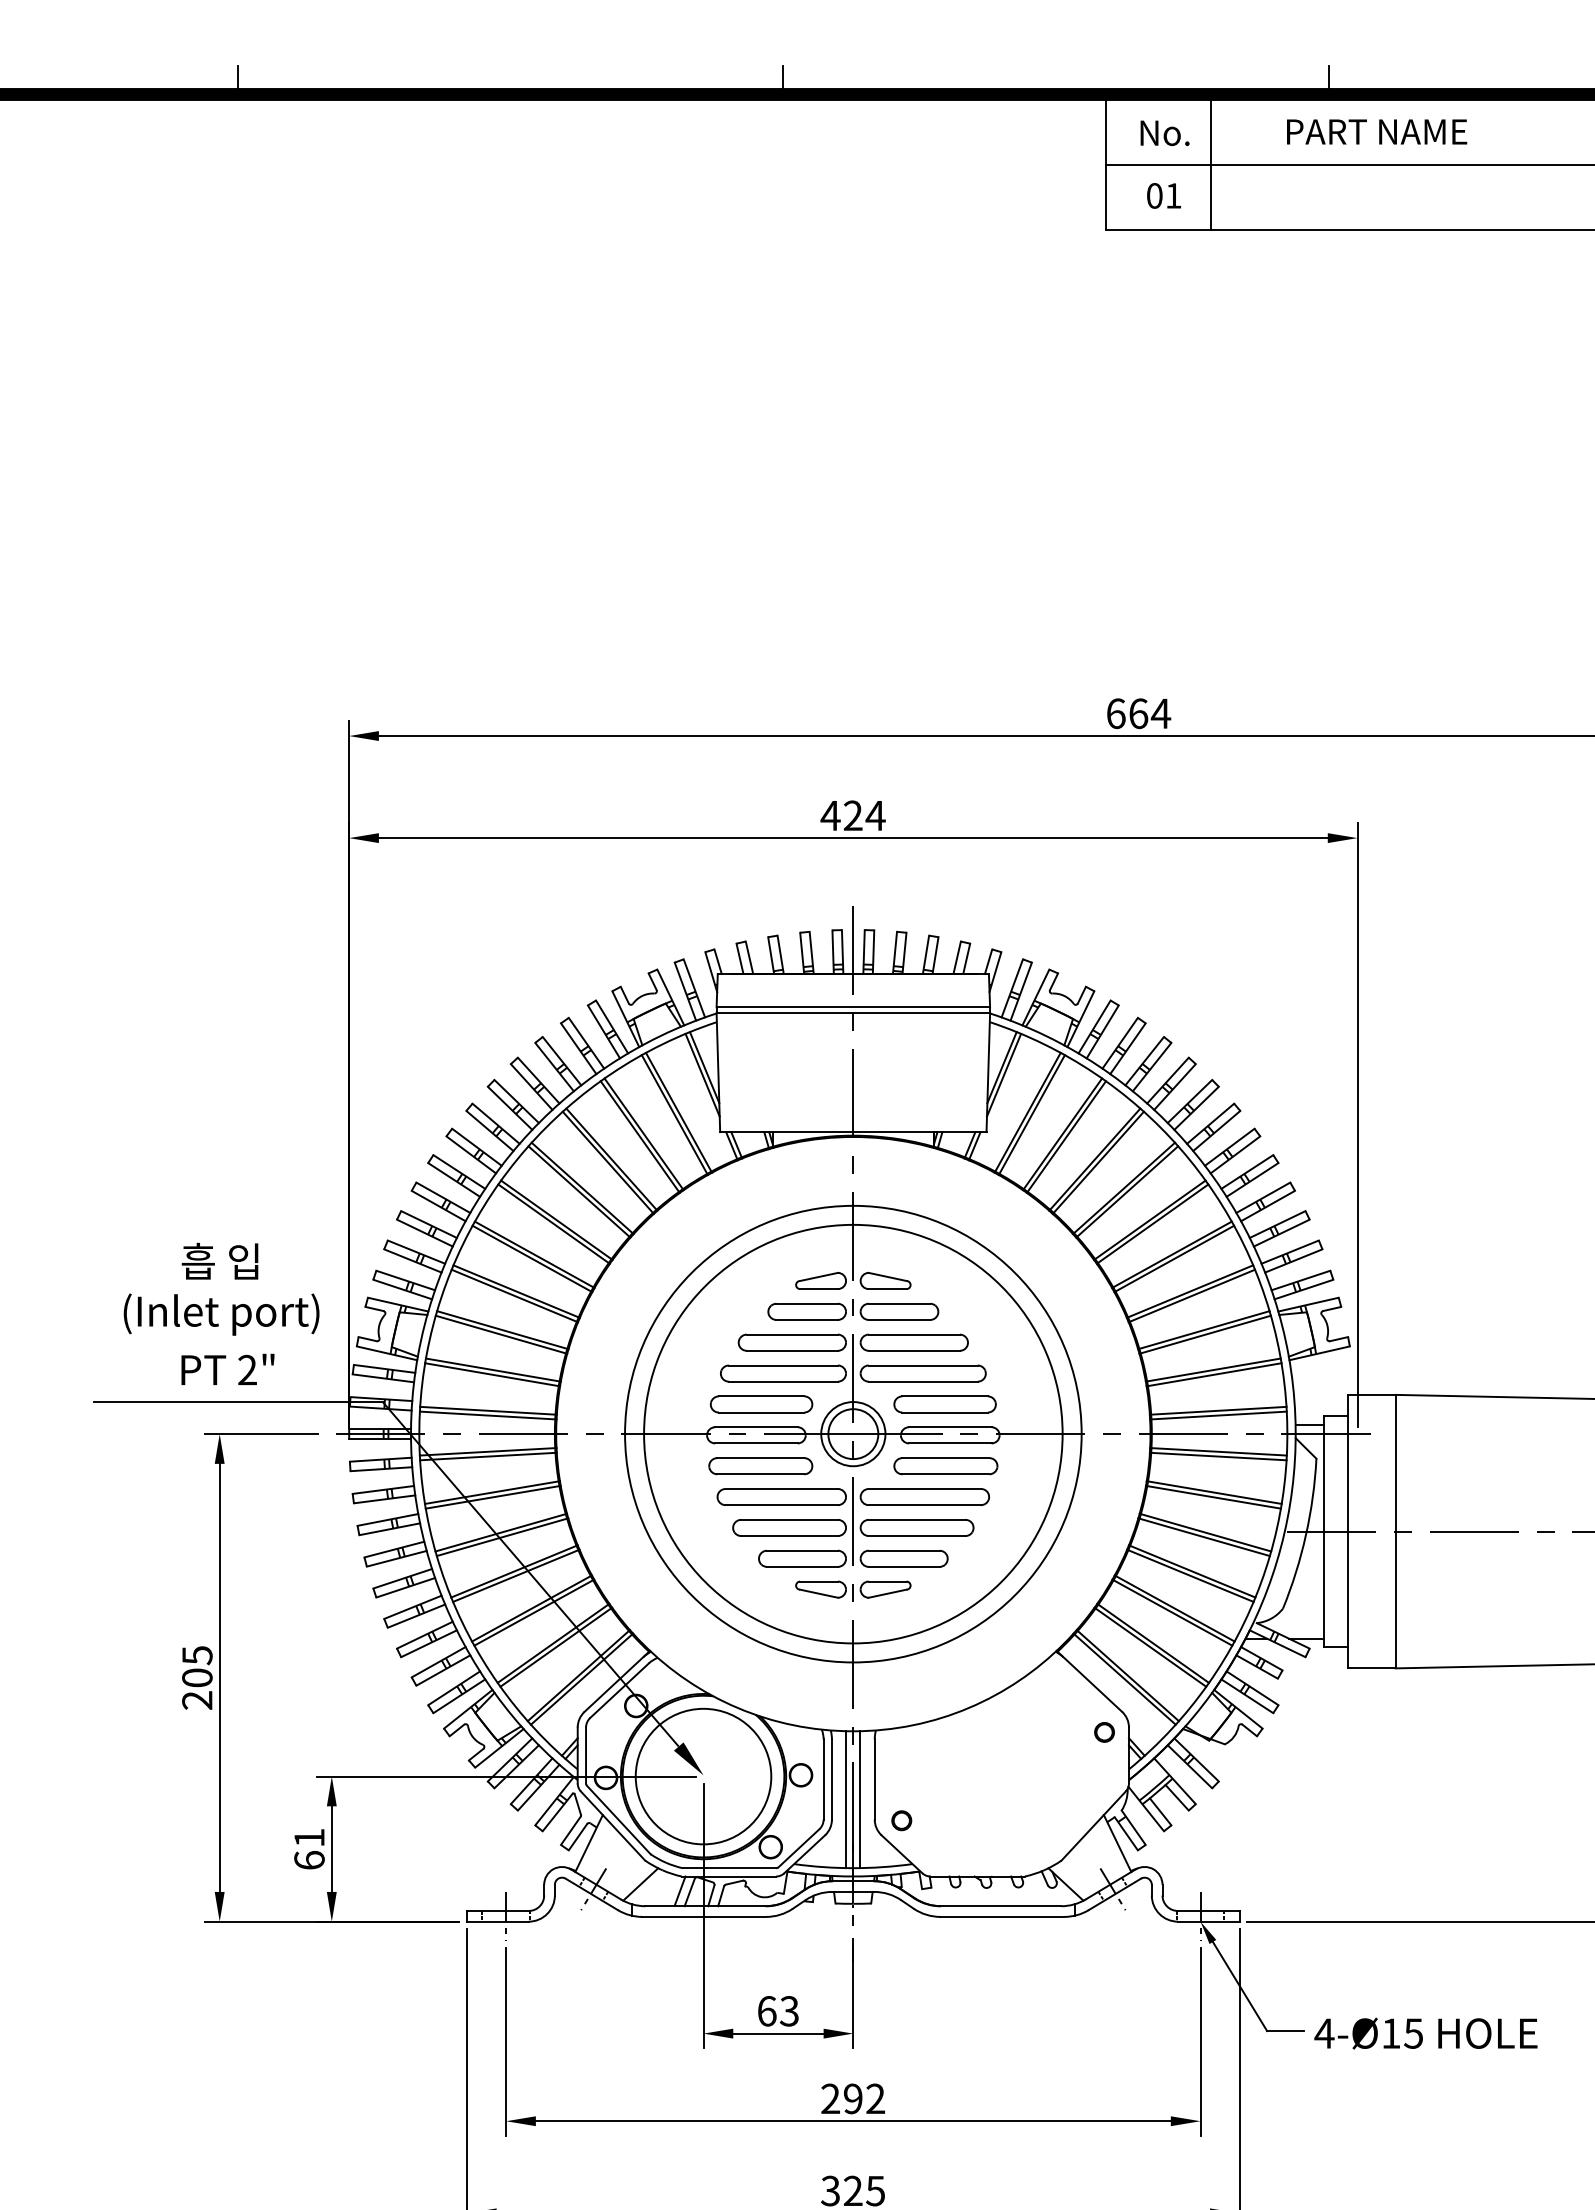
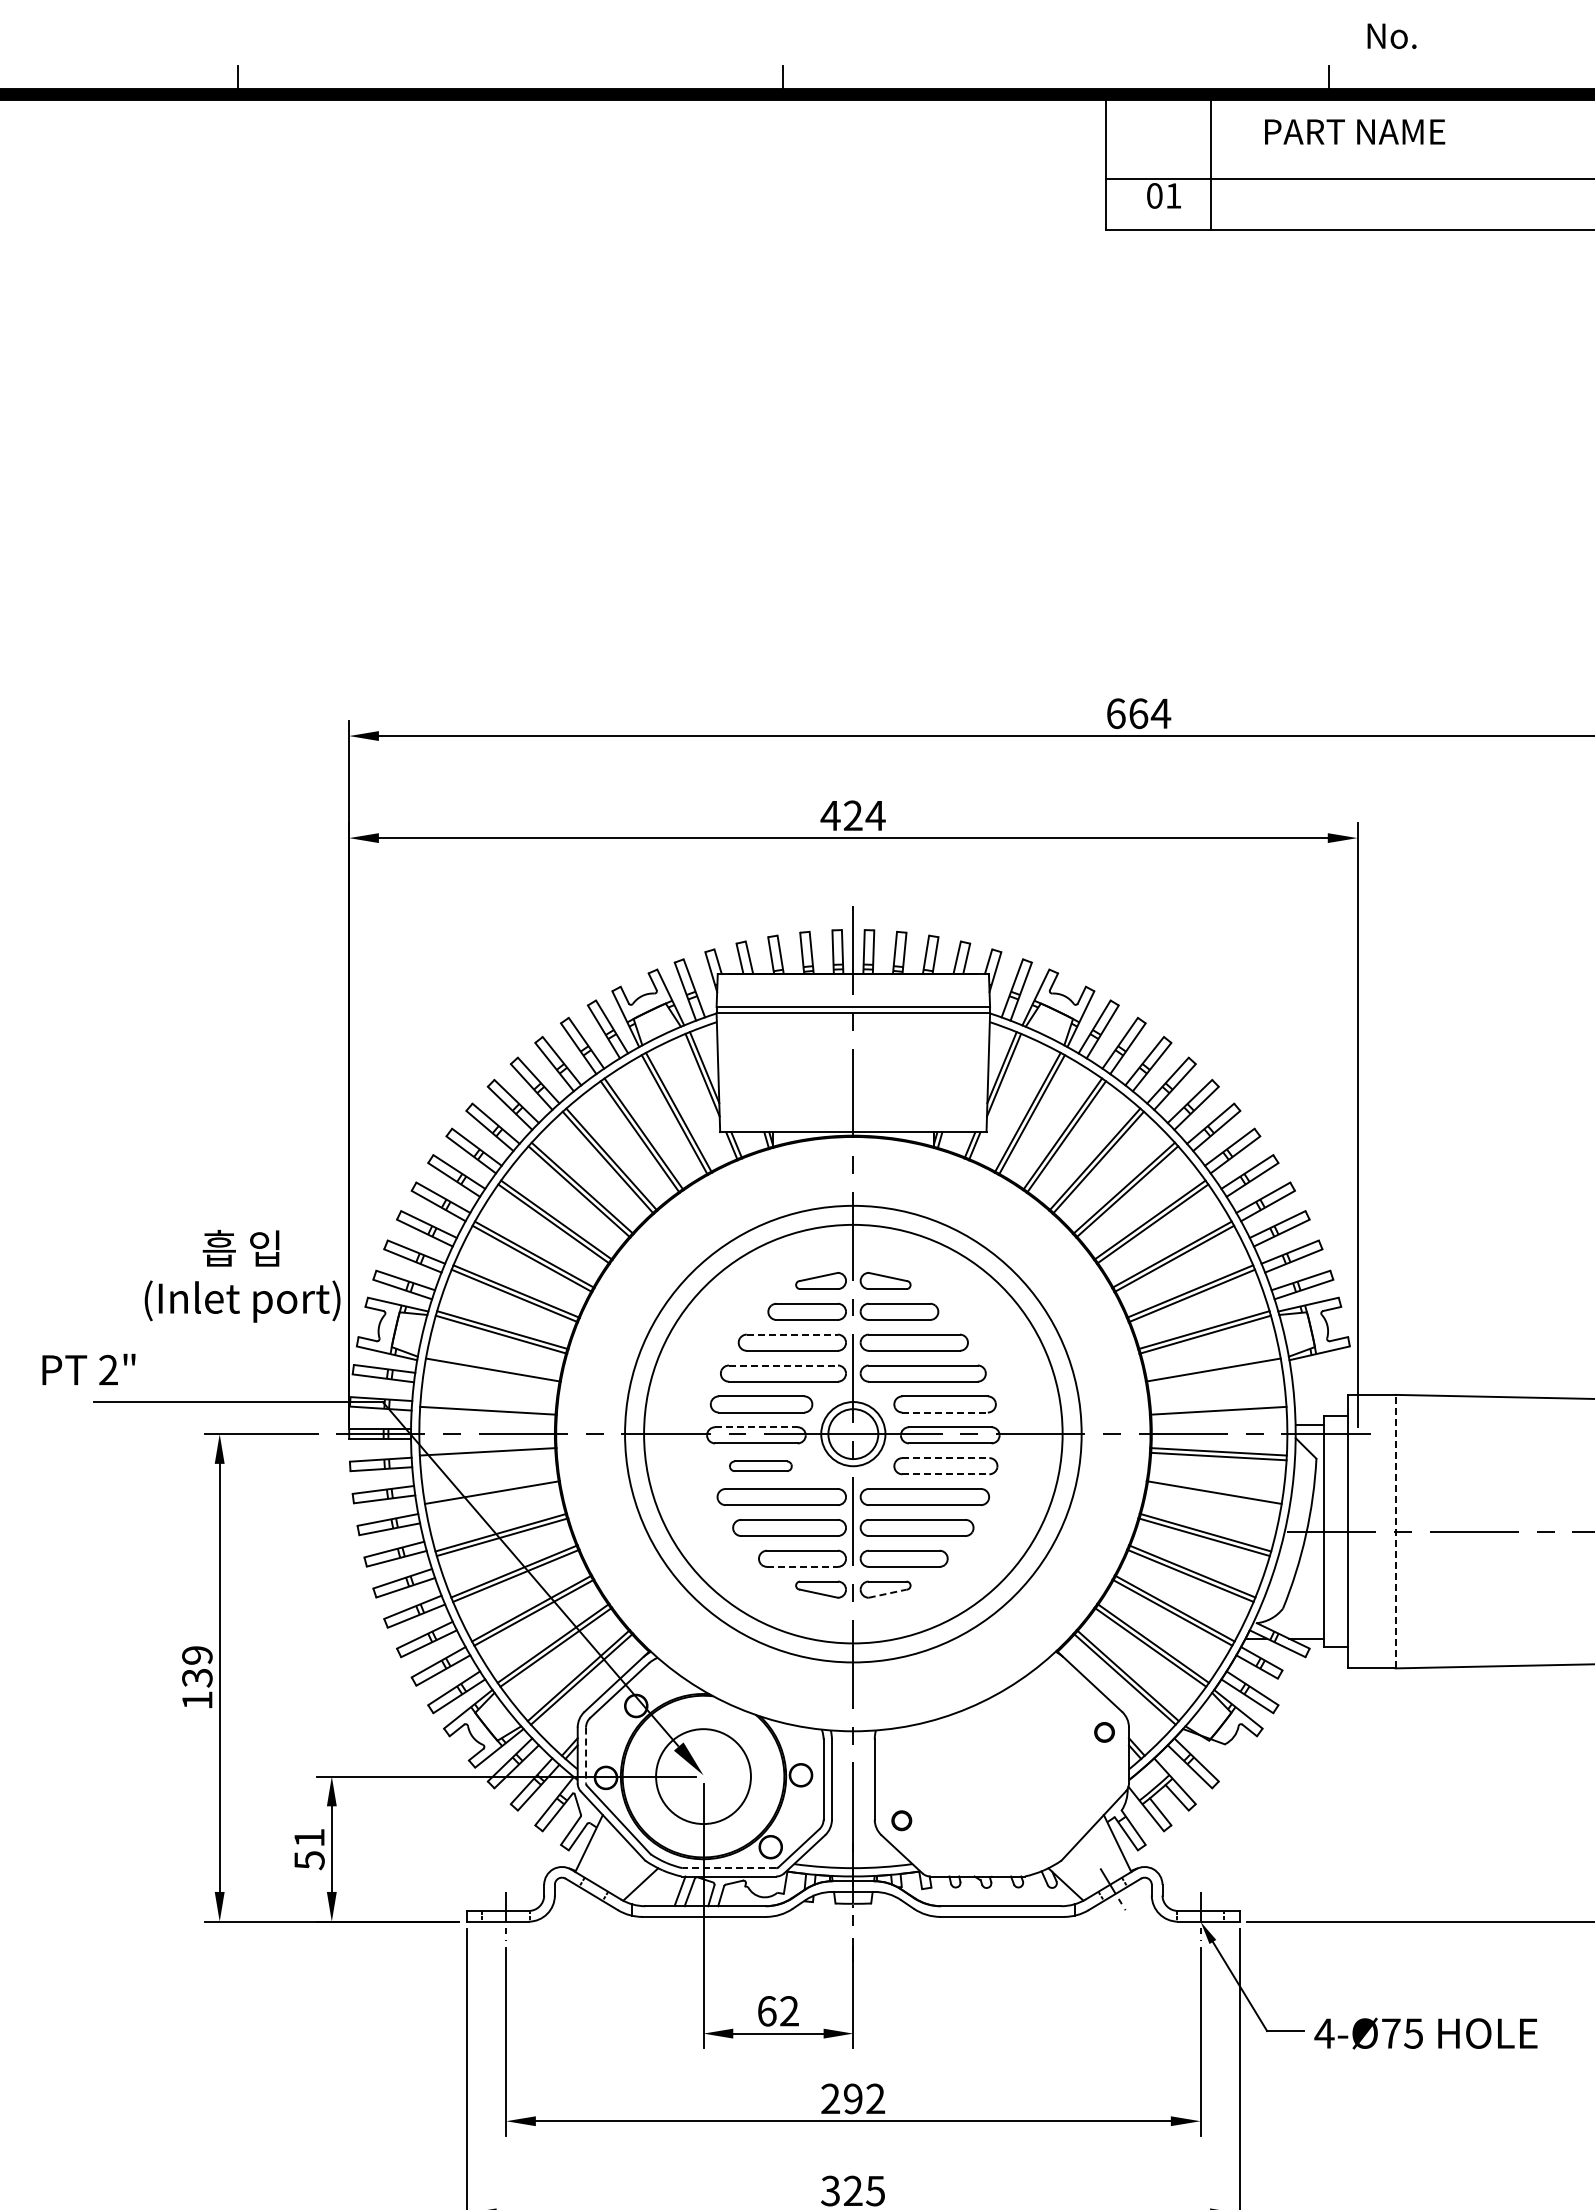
text position: (1377, 131) -> (1355, 131) (1355, 131)
text position: (1164, 132) -> (1391, 35) (1391, 35)
line position: (1348, 164) -> (1348, 178) (1348, 178)
text position: (221, 1288) -> (242, 1275) (242, 1275)
line: solid -> dashed (792, 1334)
line: solid -> dashed (783, 1365)
text position: (227, 1368) -> (88, 1368) (88, 1368)
line: present -> none (492, 1374)
line: present -> none (1213, 1374)
line: solid -> dashed (945, 1412)
line: present -> none (487, 1415)
line: present -> none (1218, 1415)
line: solid -> dashed (756, 1427)
line: present -> none (488, 1456)
line: solid -> dashed (946, 1458)
part size: 106x19 px -> 64x12 px (760, 1465)
line: solid -> dashed (946, 1474)
line: present -> none (492, 1496)
line: present -> none (1212, 1496)
line: solid -> dashed (1395, 1531)
line: solid -> dashed (803, 1566)
line: solid -> dashed (888, 1593)
text: 205 -> 139 (197, 1677)
line: solid -> dashed (586, 1755)
circle diameter: 136 px -> 95 px (703, 1776)
line: present -> none (846, 1799)
line: present -> none (860, 1799)
text: 61 -> 51 (309, 1860)
line: solid -> dashed (729, 1868)
line: present -> none (593, 1889)
text: 63 -> 62 (788, 2011)
text: 4-Ø15 -> 4-Ø75 (1391, 2033)
